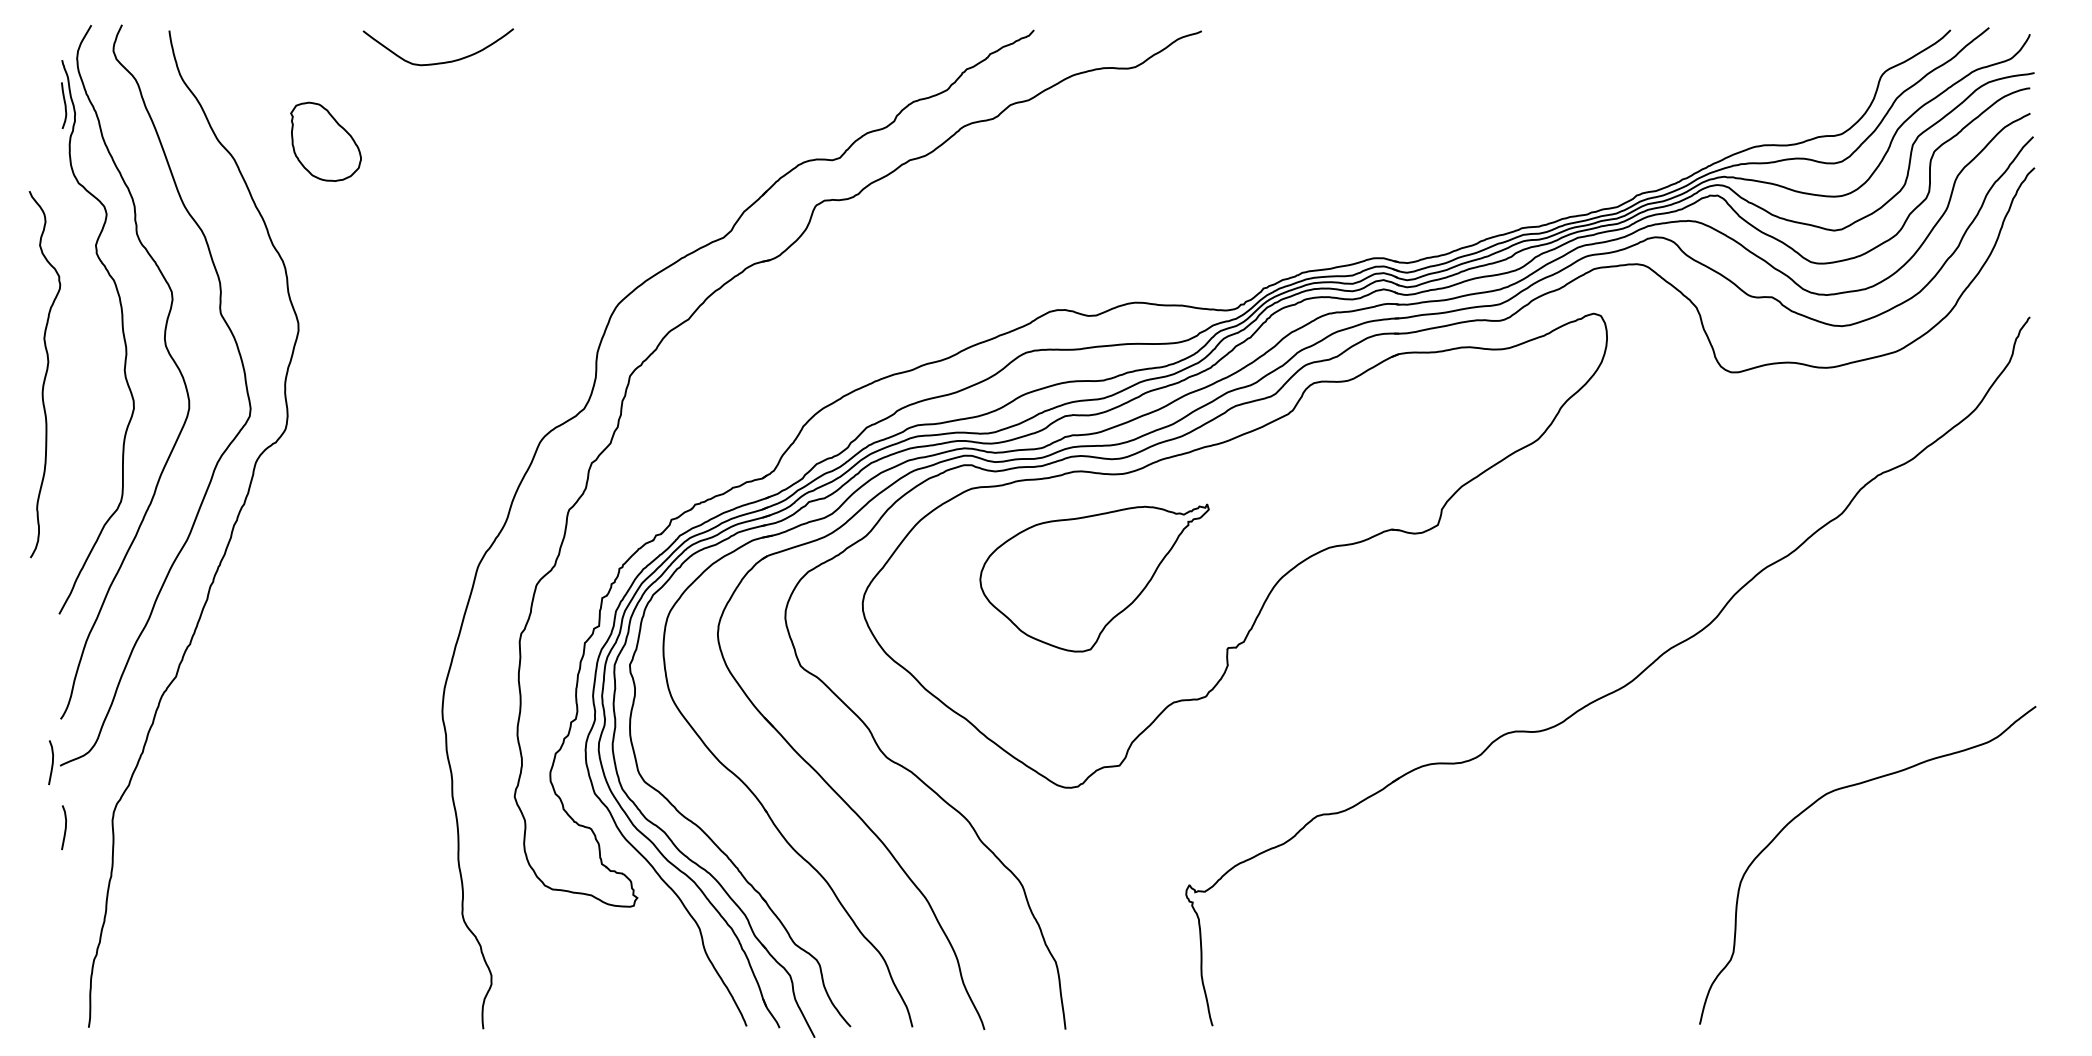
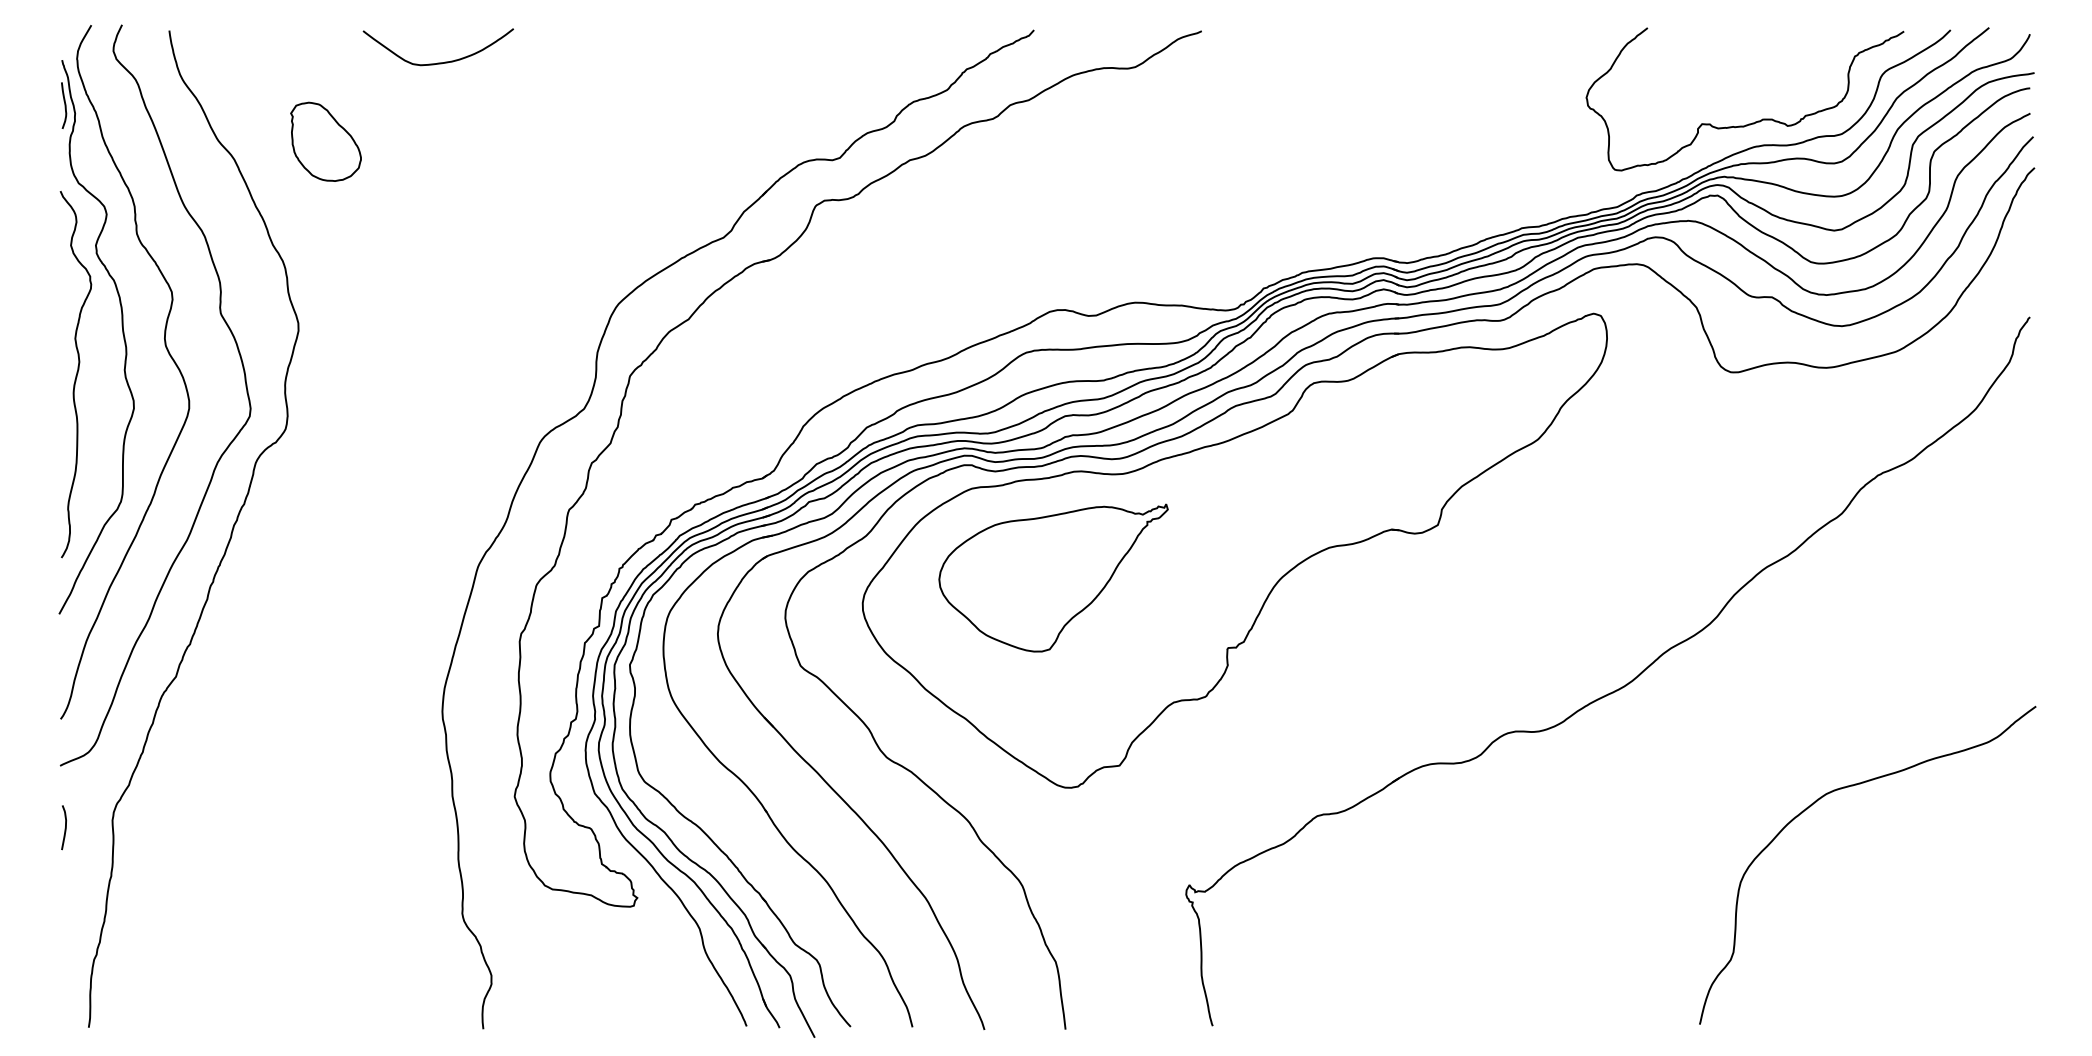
curve: none -> present (1748, 123)
curve position: (45, 374) -> (76, 374) (76, 374)
part position: (1094, 577) -> (1053, 577) (1053, 577)
curve: present -> none (51, 763)
